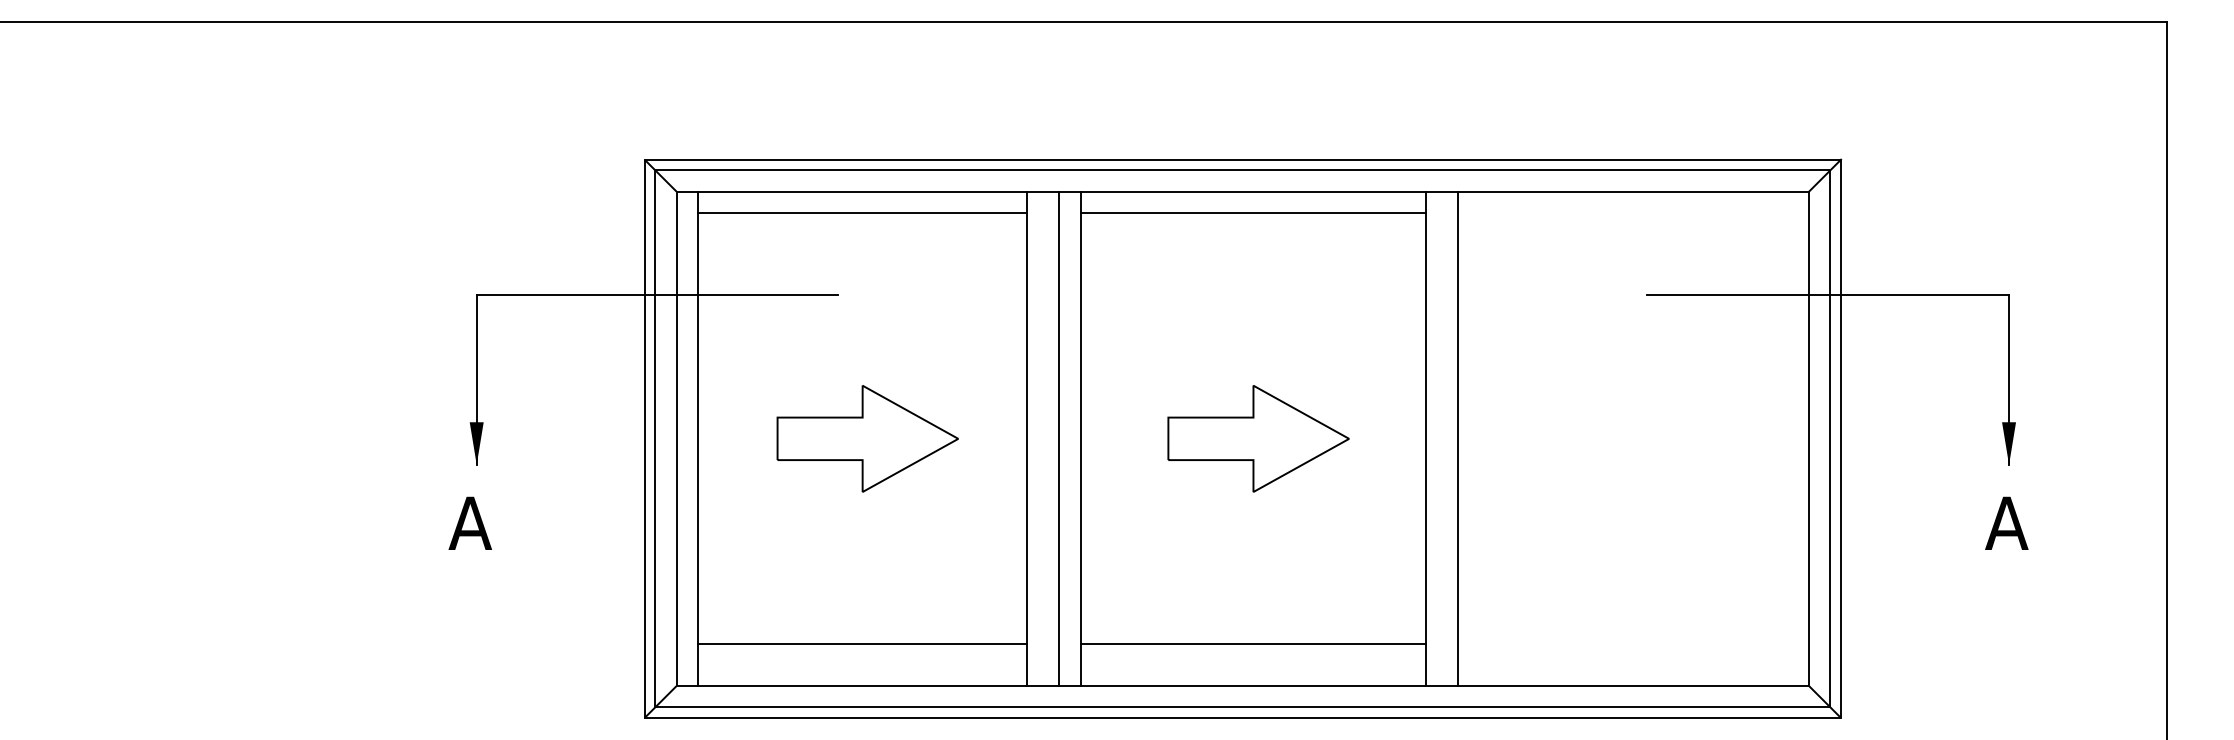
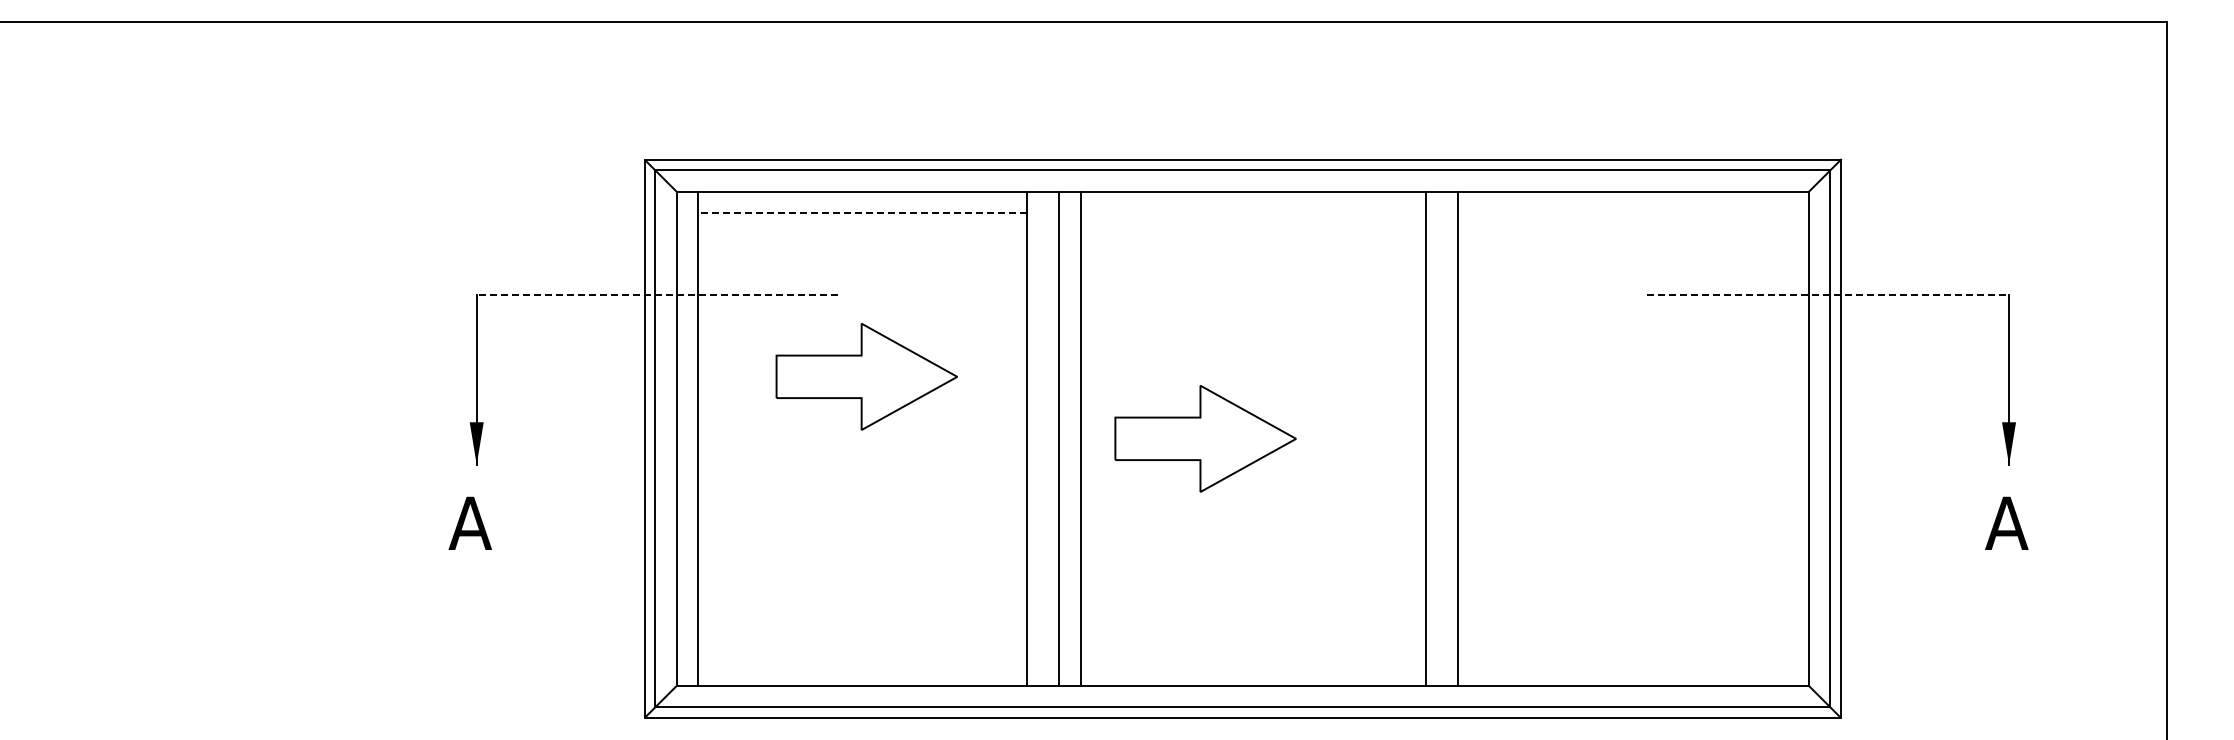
line: solid -> dashed (862, 212)
line: present -> none (1253, 212)
line: solid -> dashed (657, 294)
line: solid -> dashed (1828, 294)
part position: (867, 438) -> (866, 376) (866, 376)
part position: (1258, 438) -> (1205, 438) (1205, 438)
line: present -> none (862, 643)
line: present -> none (1253, 643)
